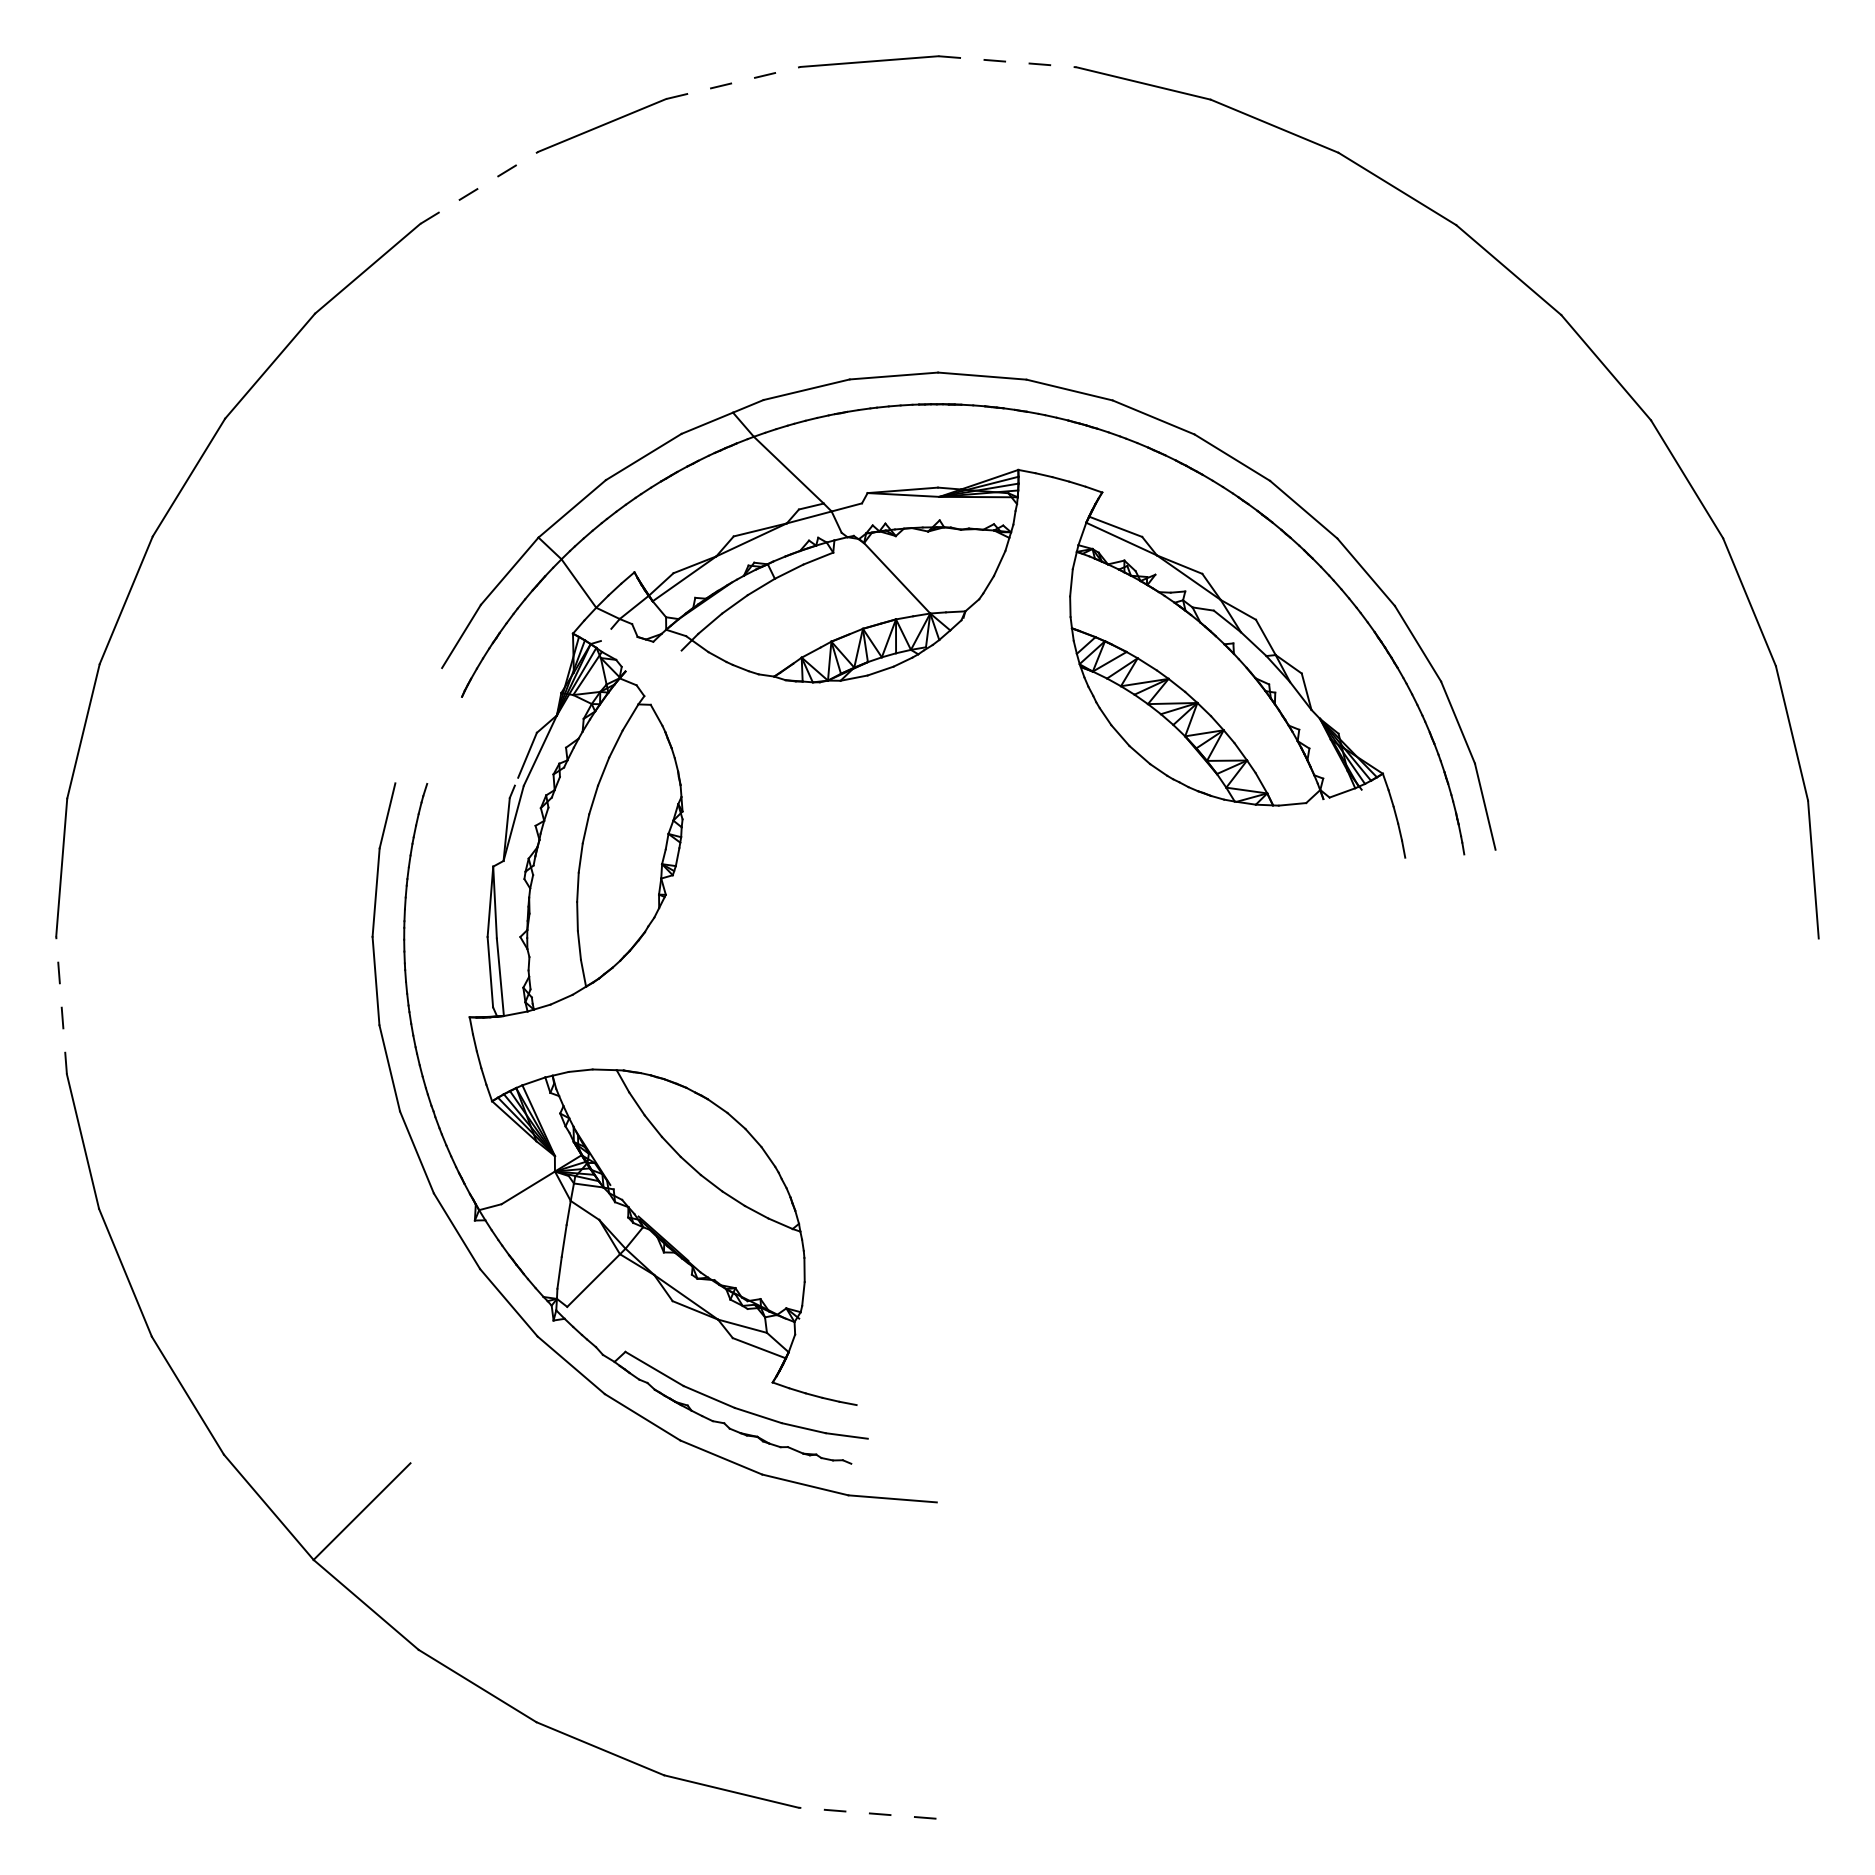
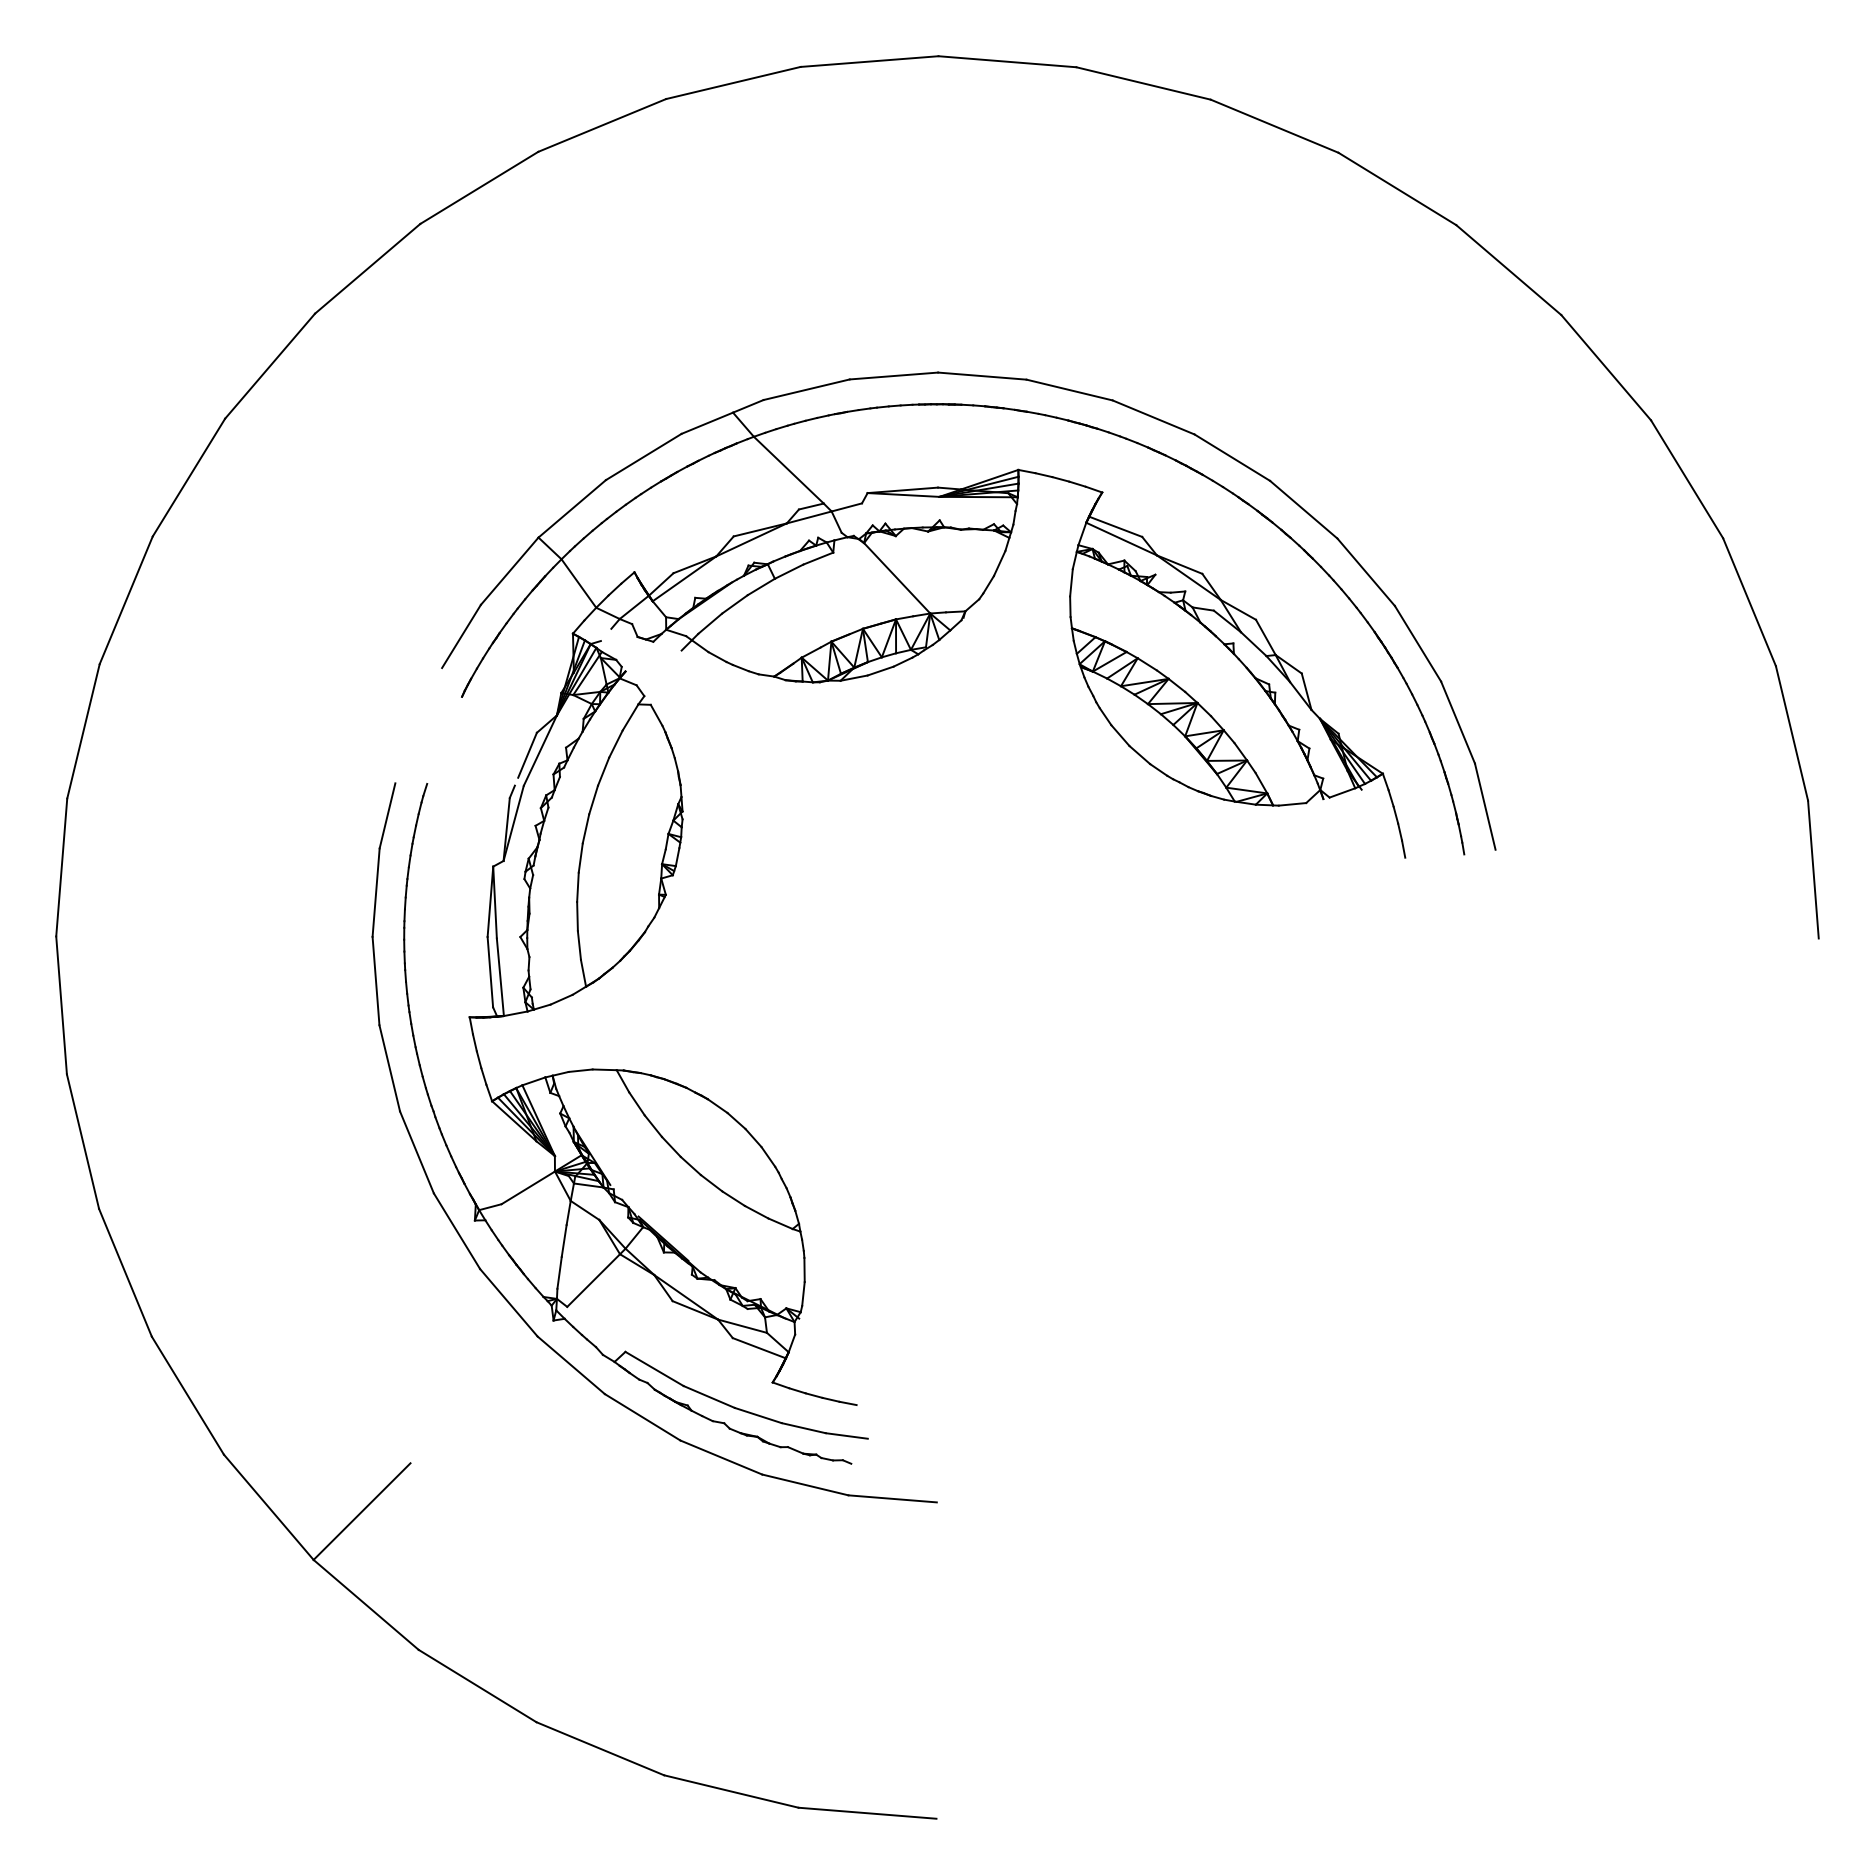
line: dashed -> solid (1007, 61)
line: dashed -> solid (733, 82)
line: dashed -> solid (479, 187)
line: dashed -> solid (61, 1004)
line: dashed -> solid (867, 1813)
